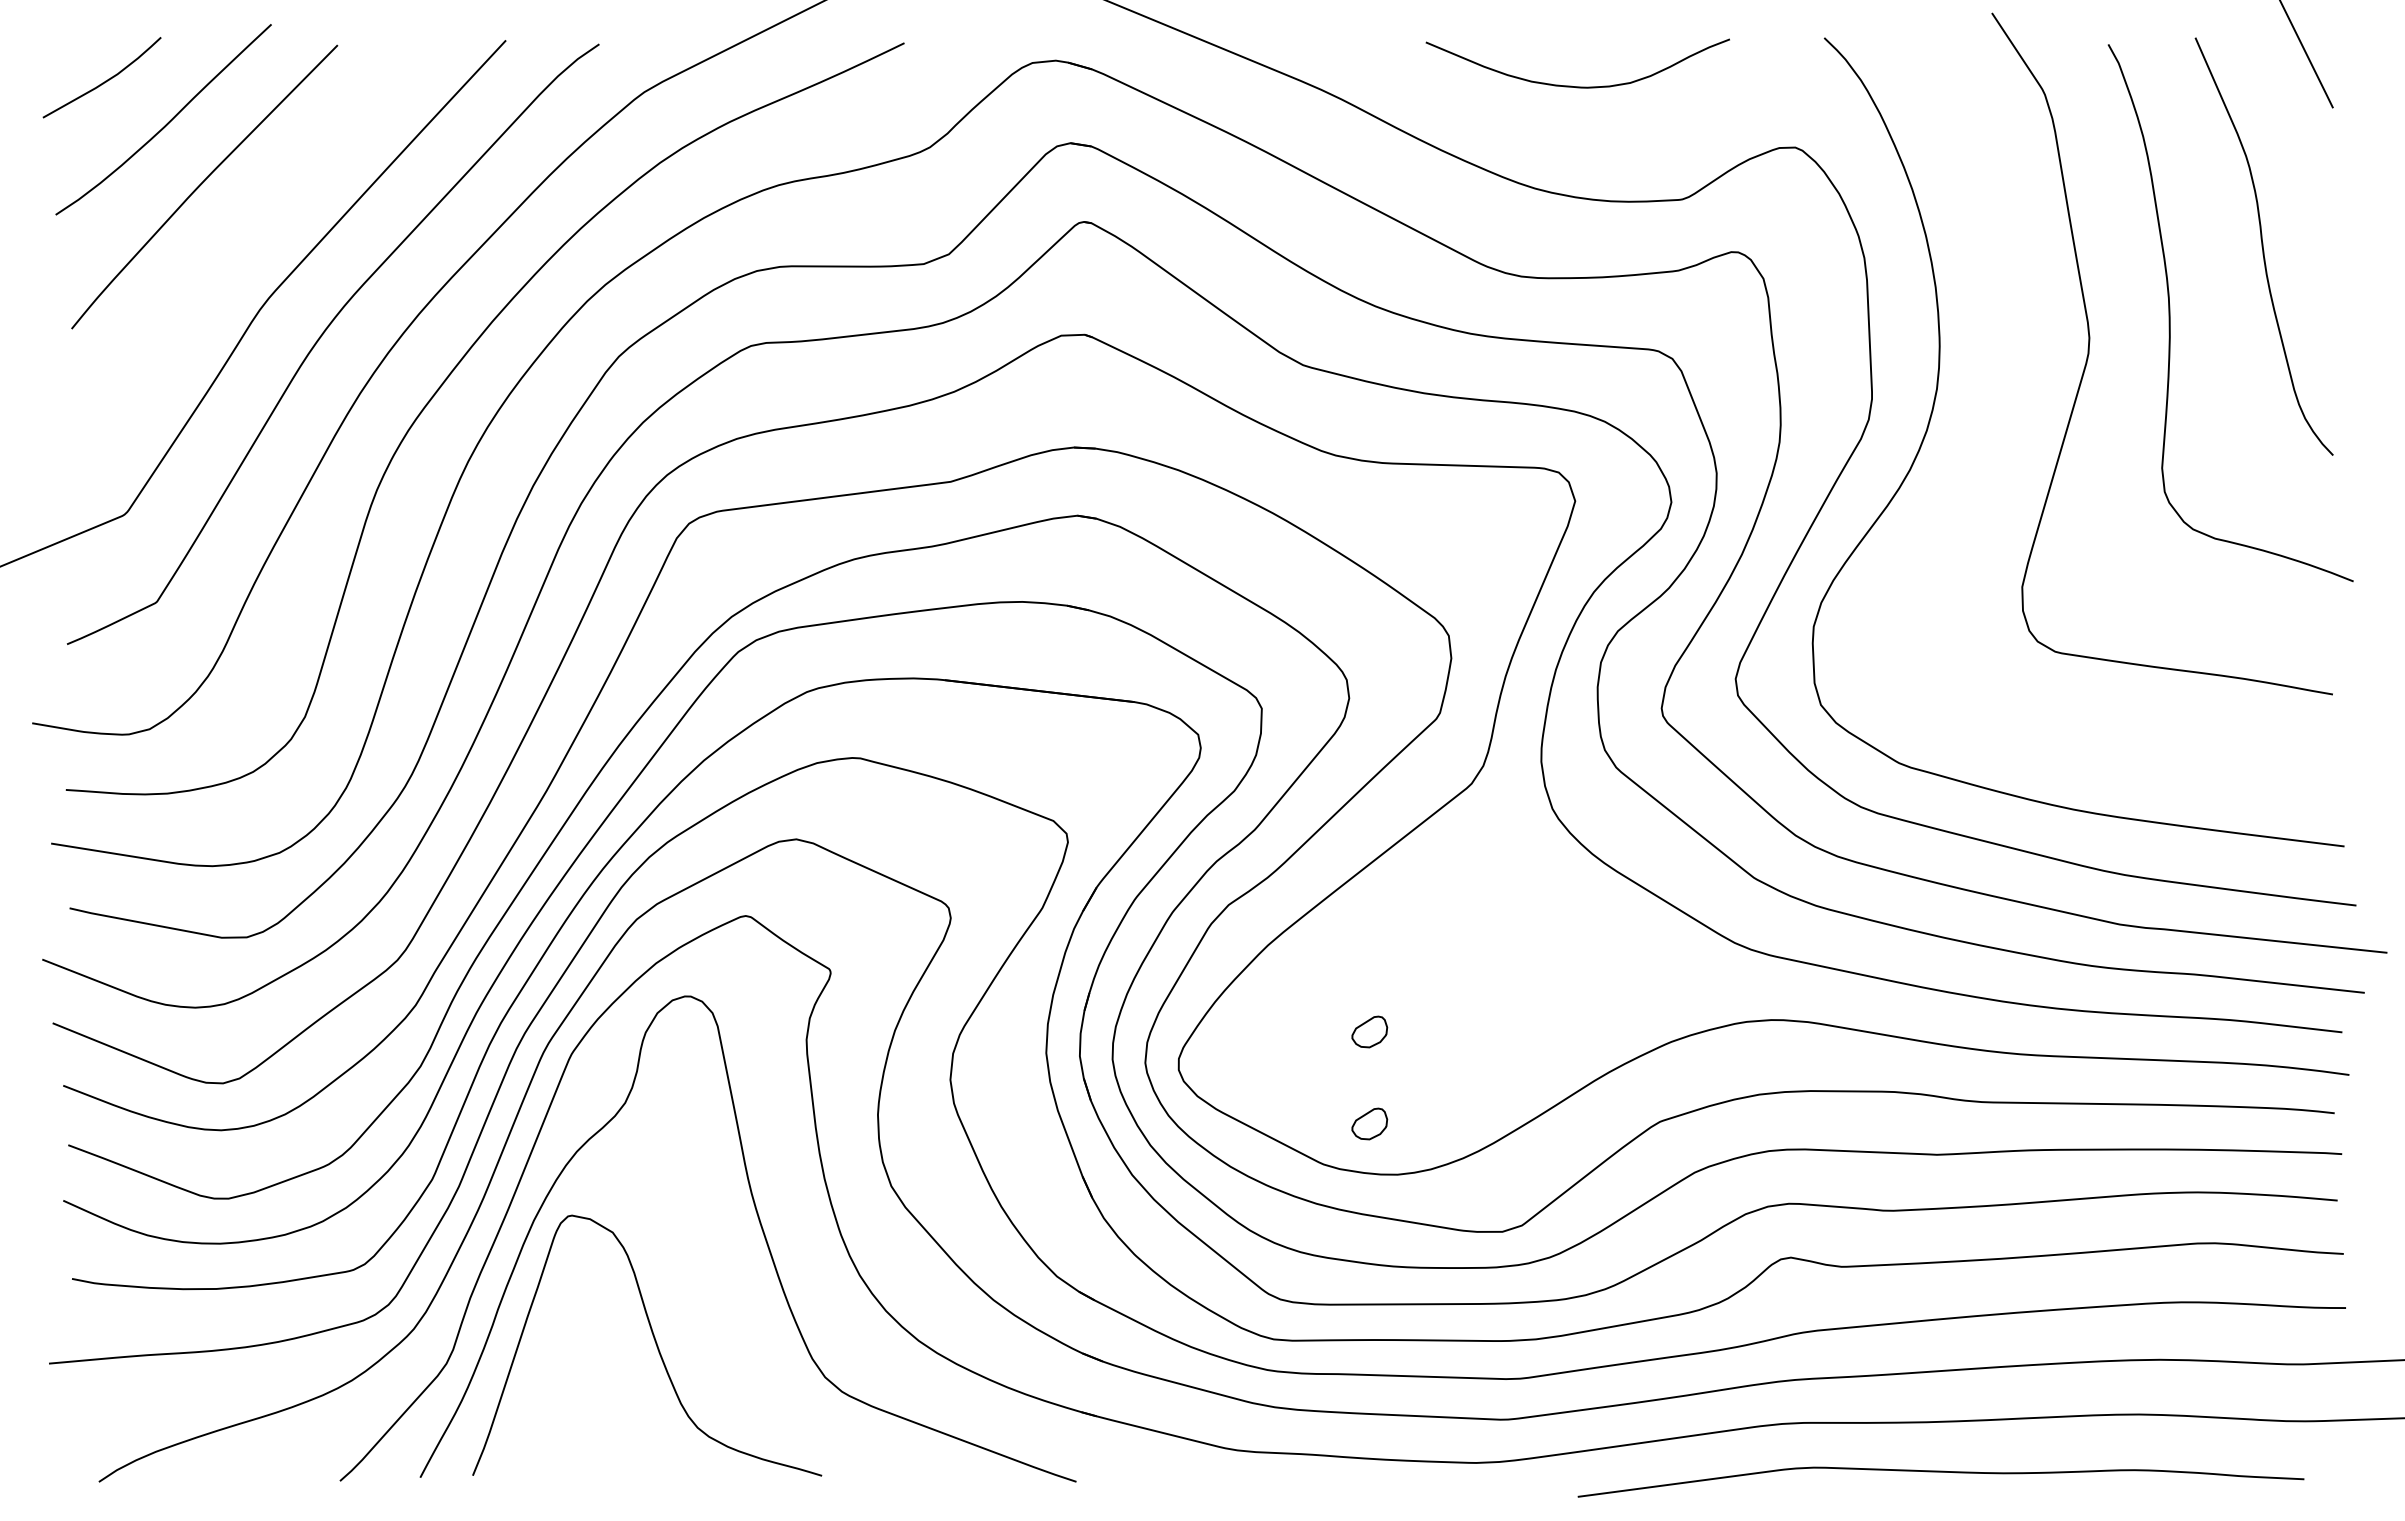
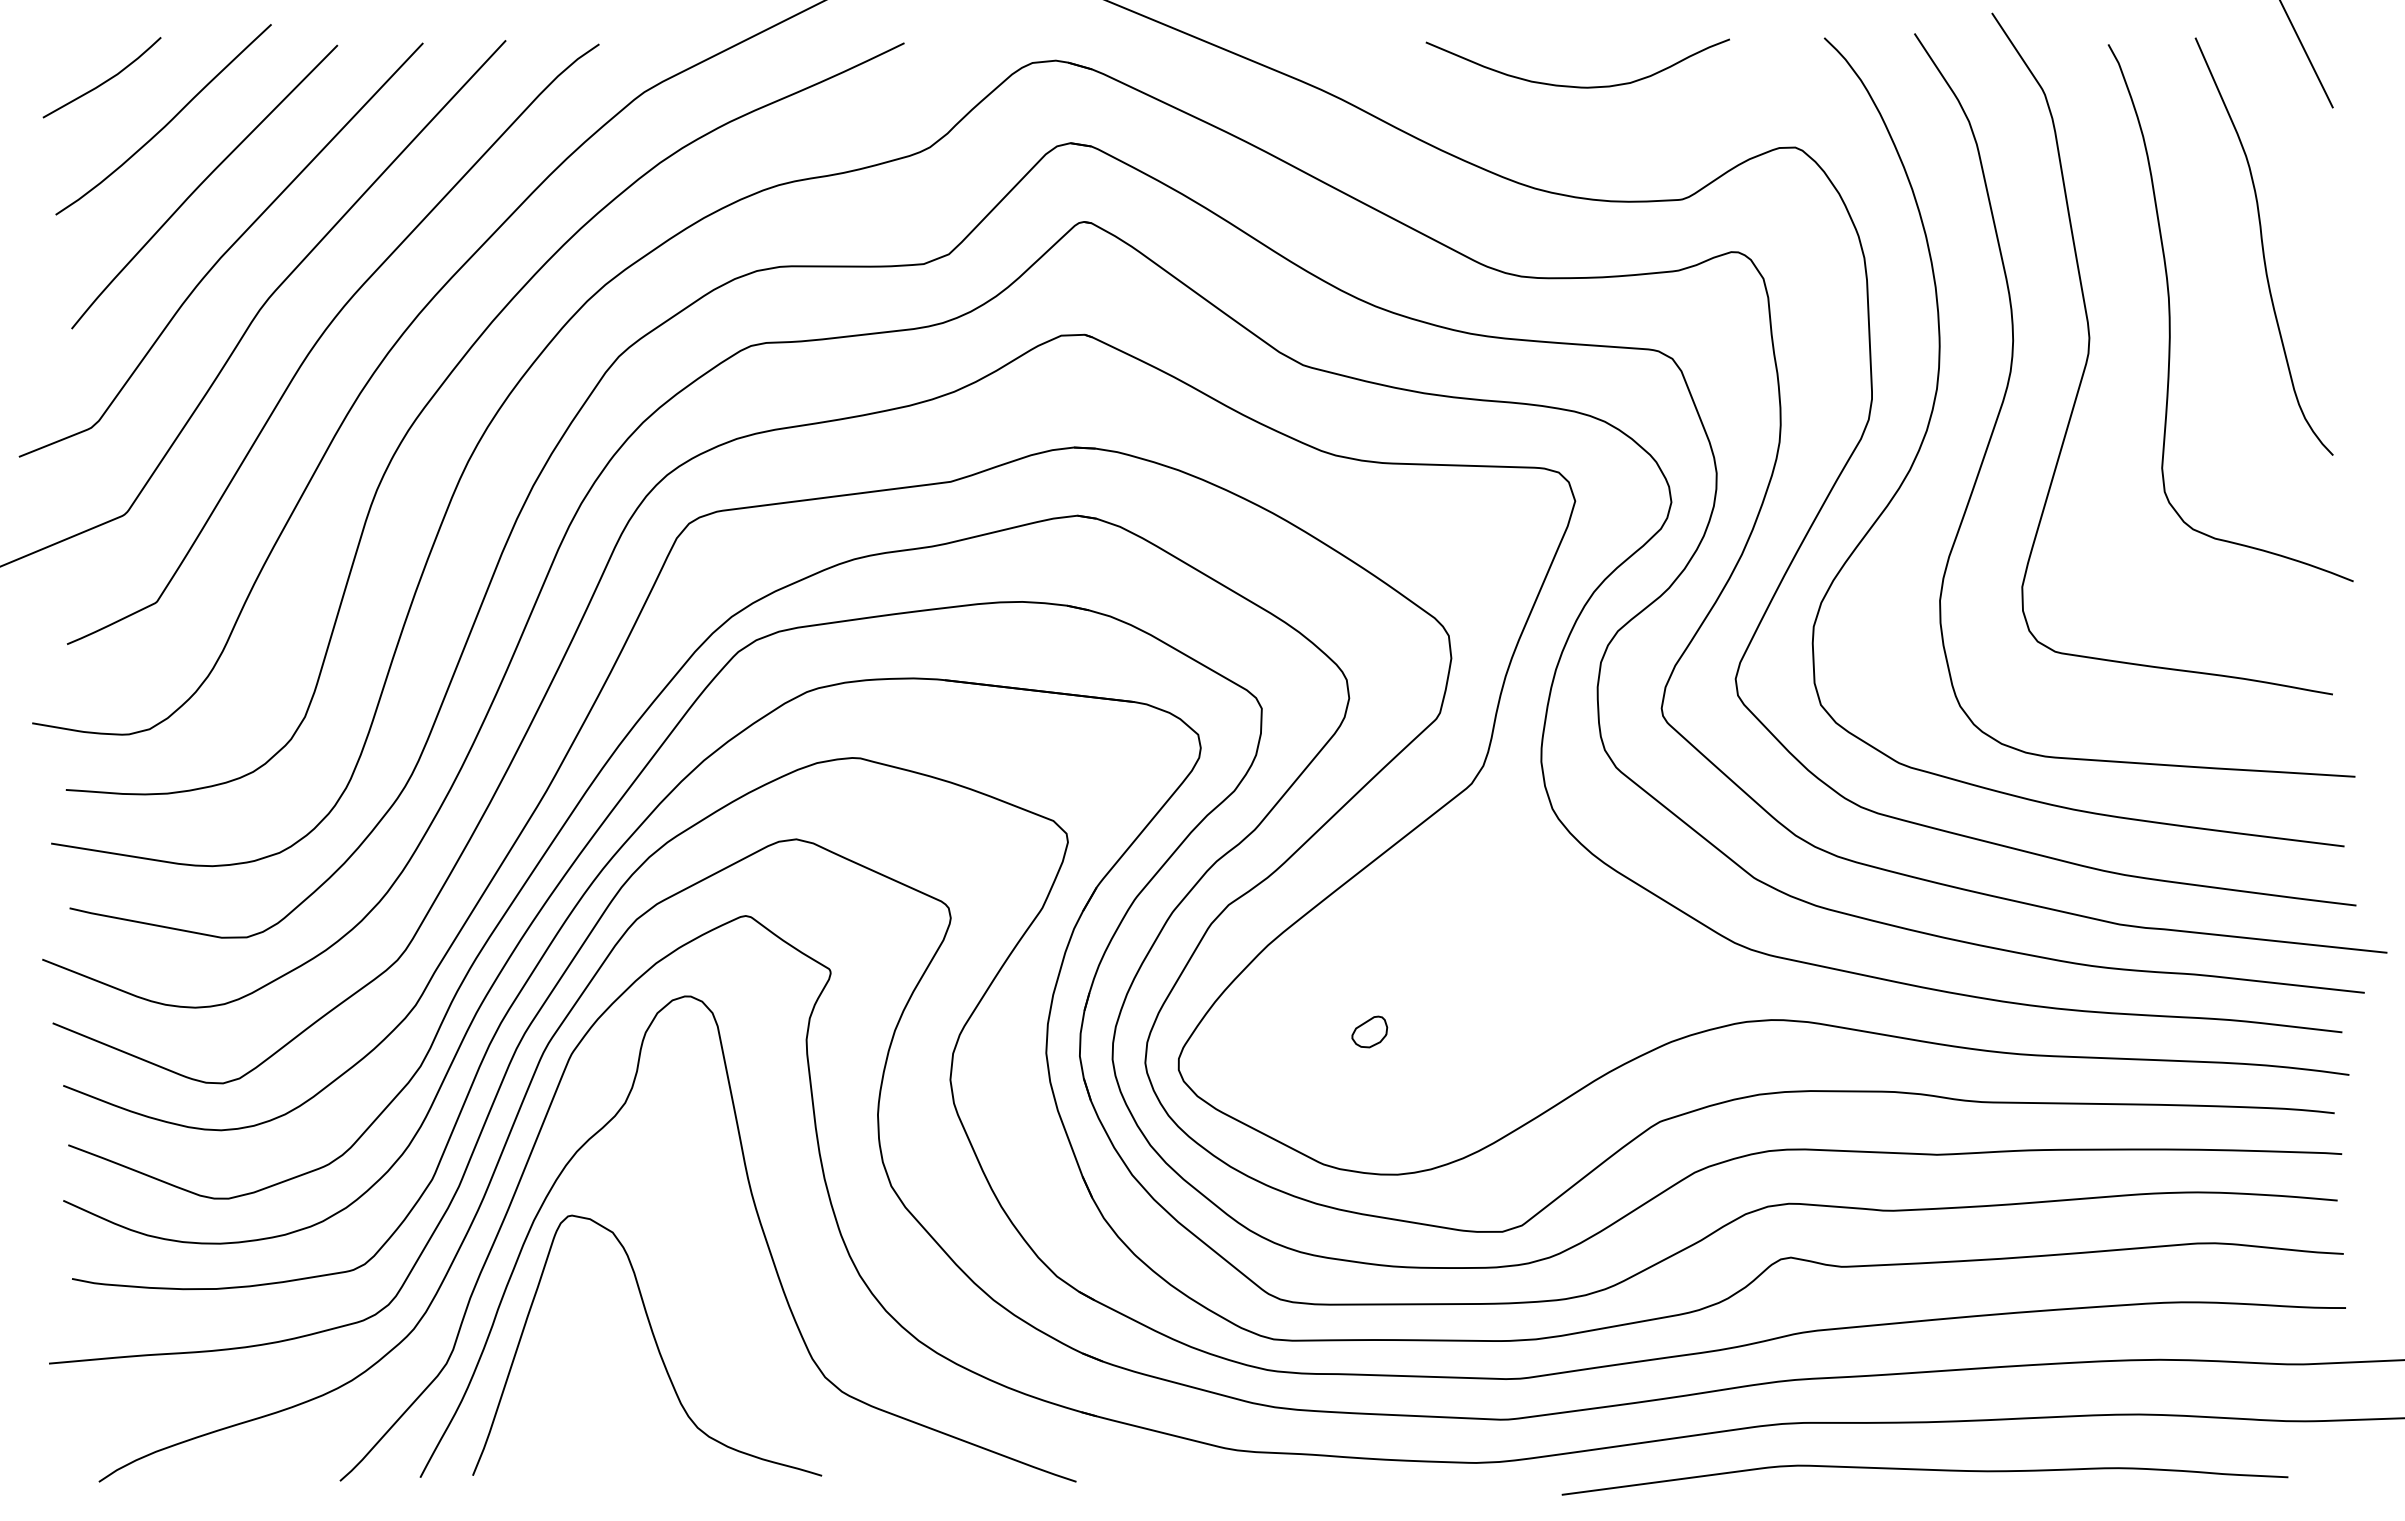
curve: none -> present (224, 252)
curve: none -> present (2010, 378)
part: present -> none (1369, 1123)
curve position: (1940, 1472) -> (1924, 1470) (1924, 1470)
